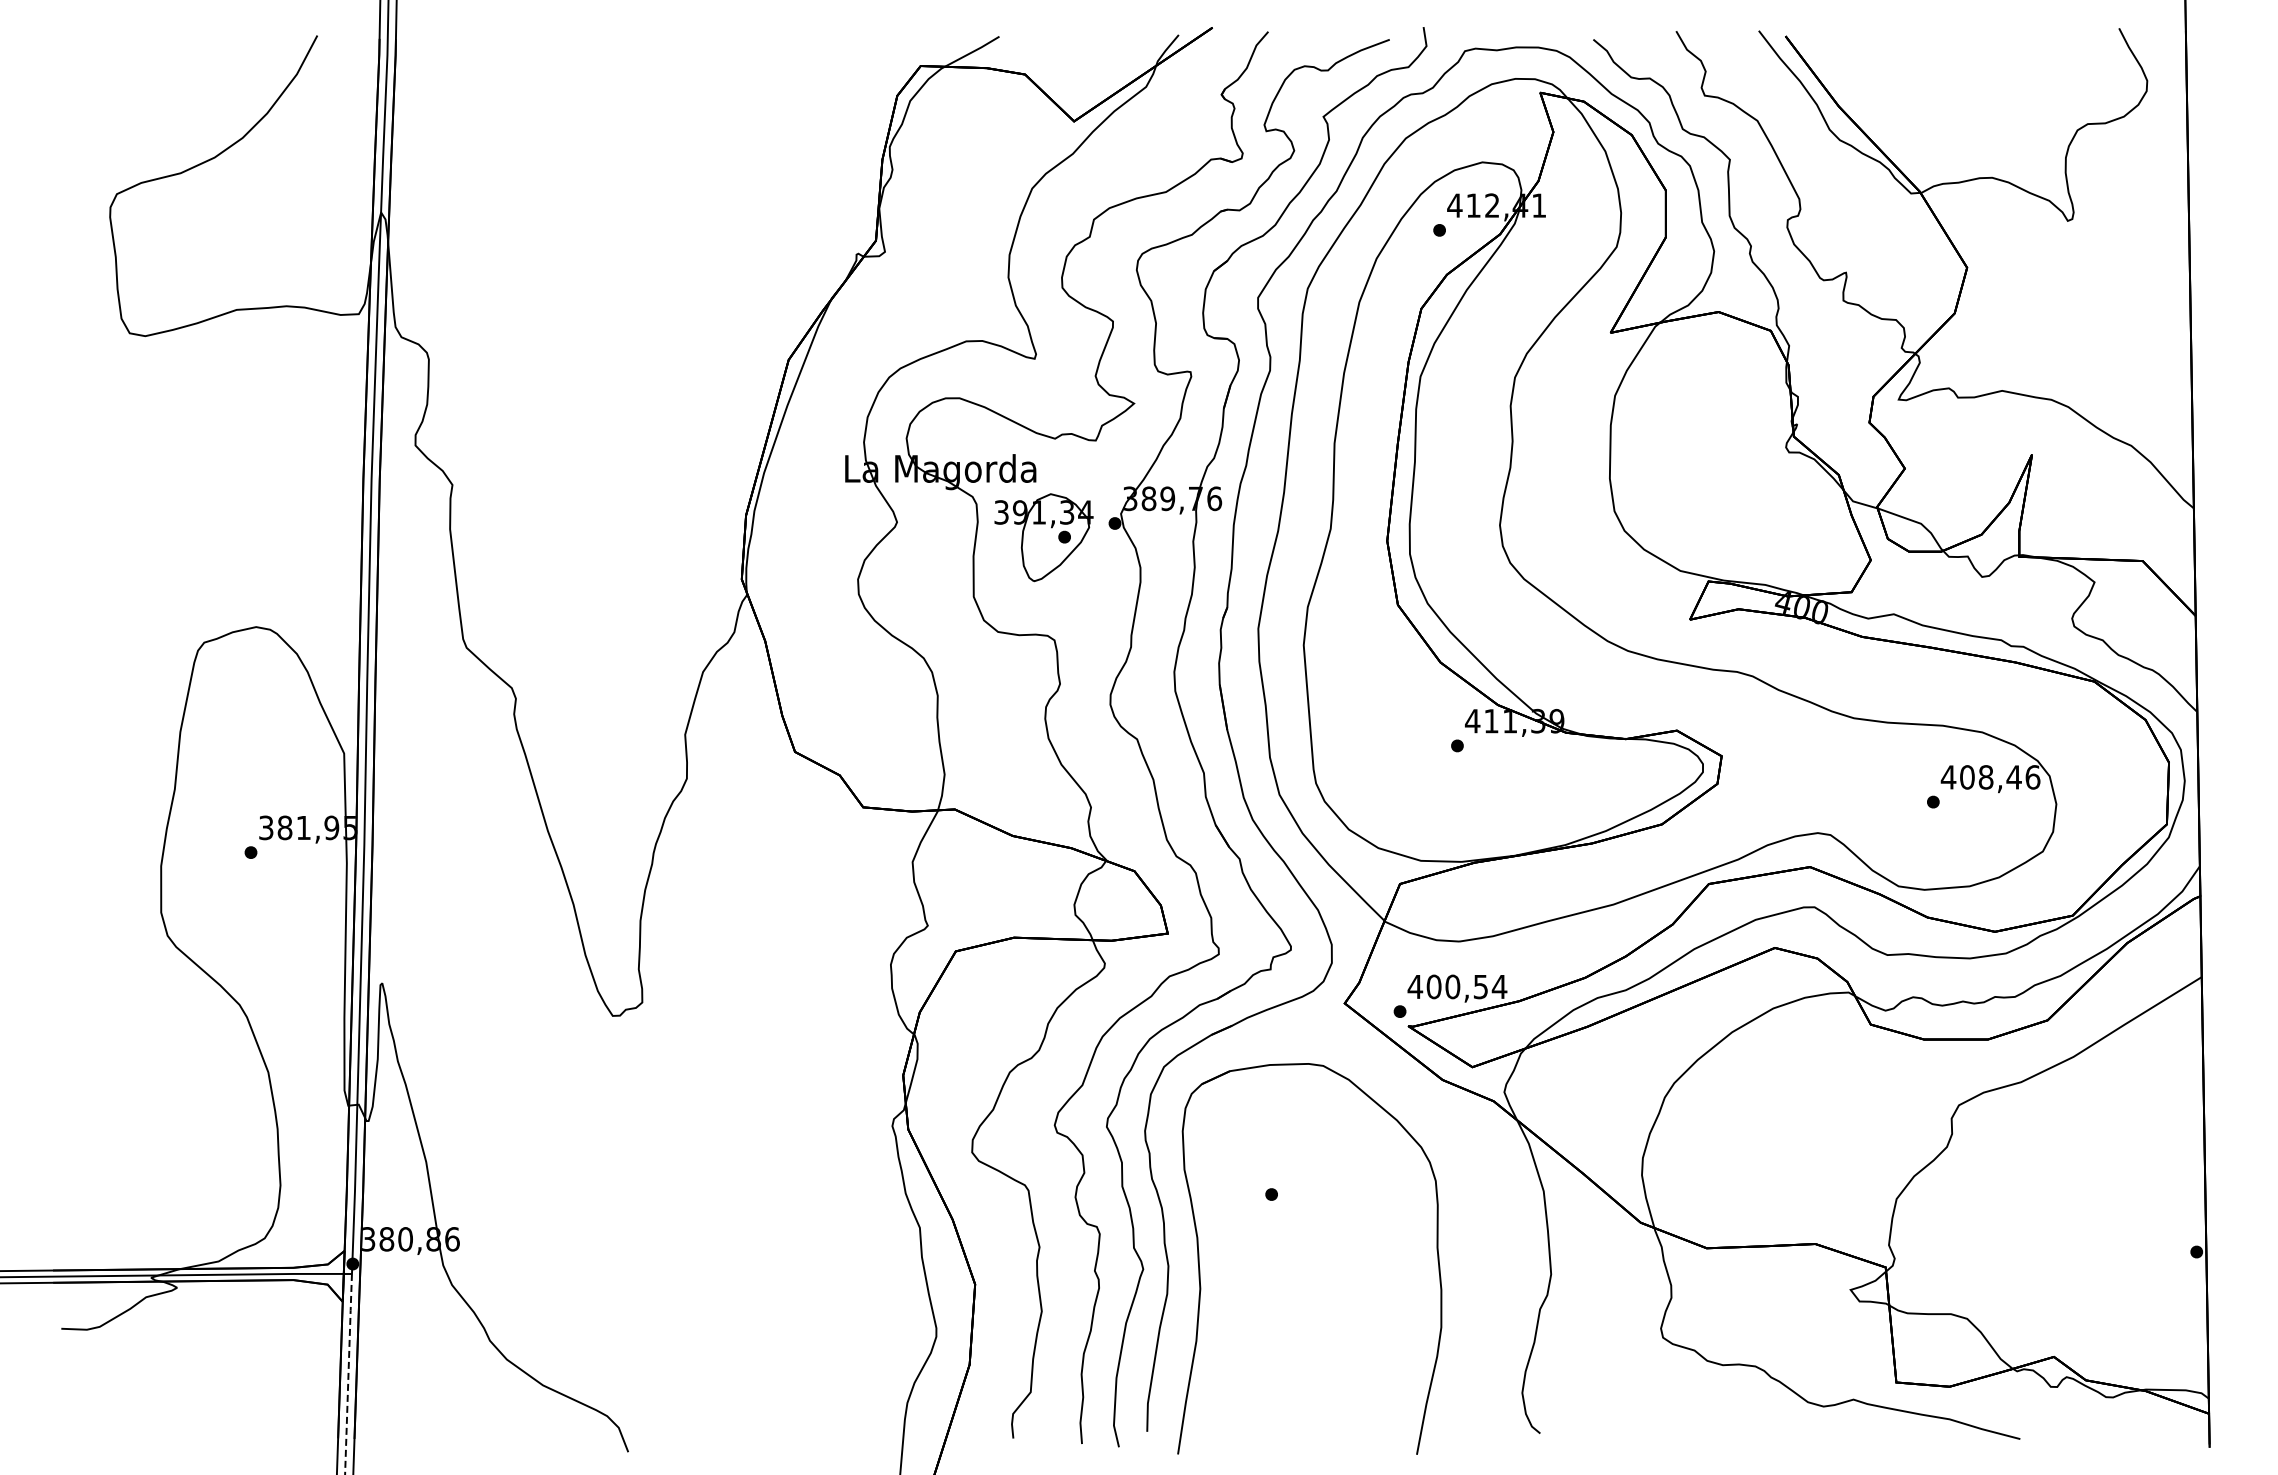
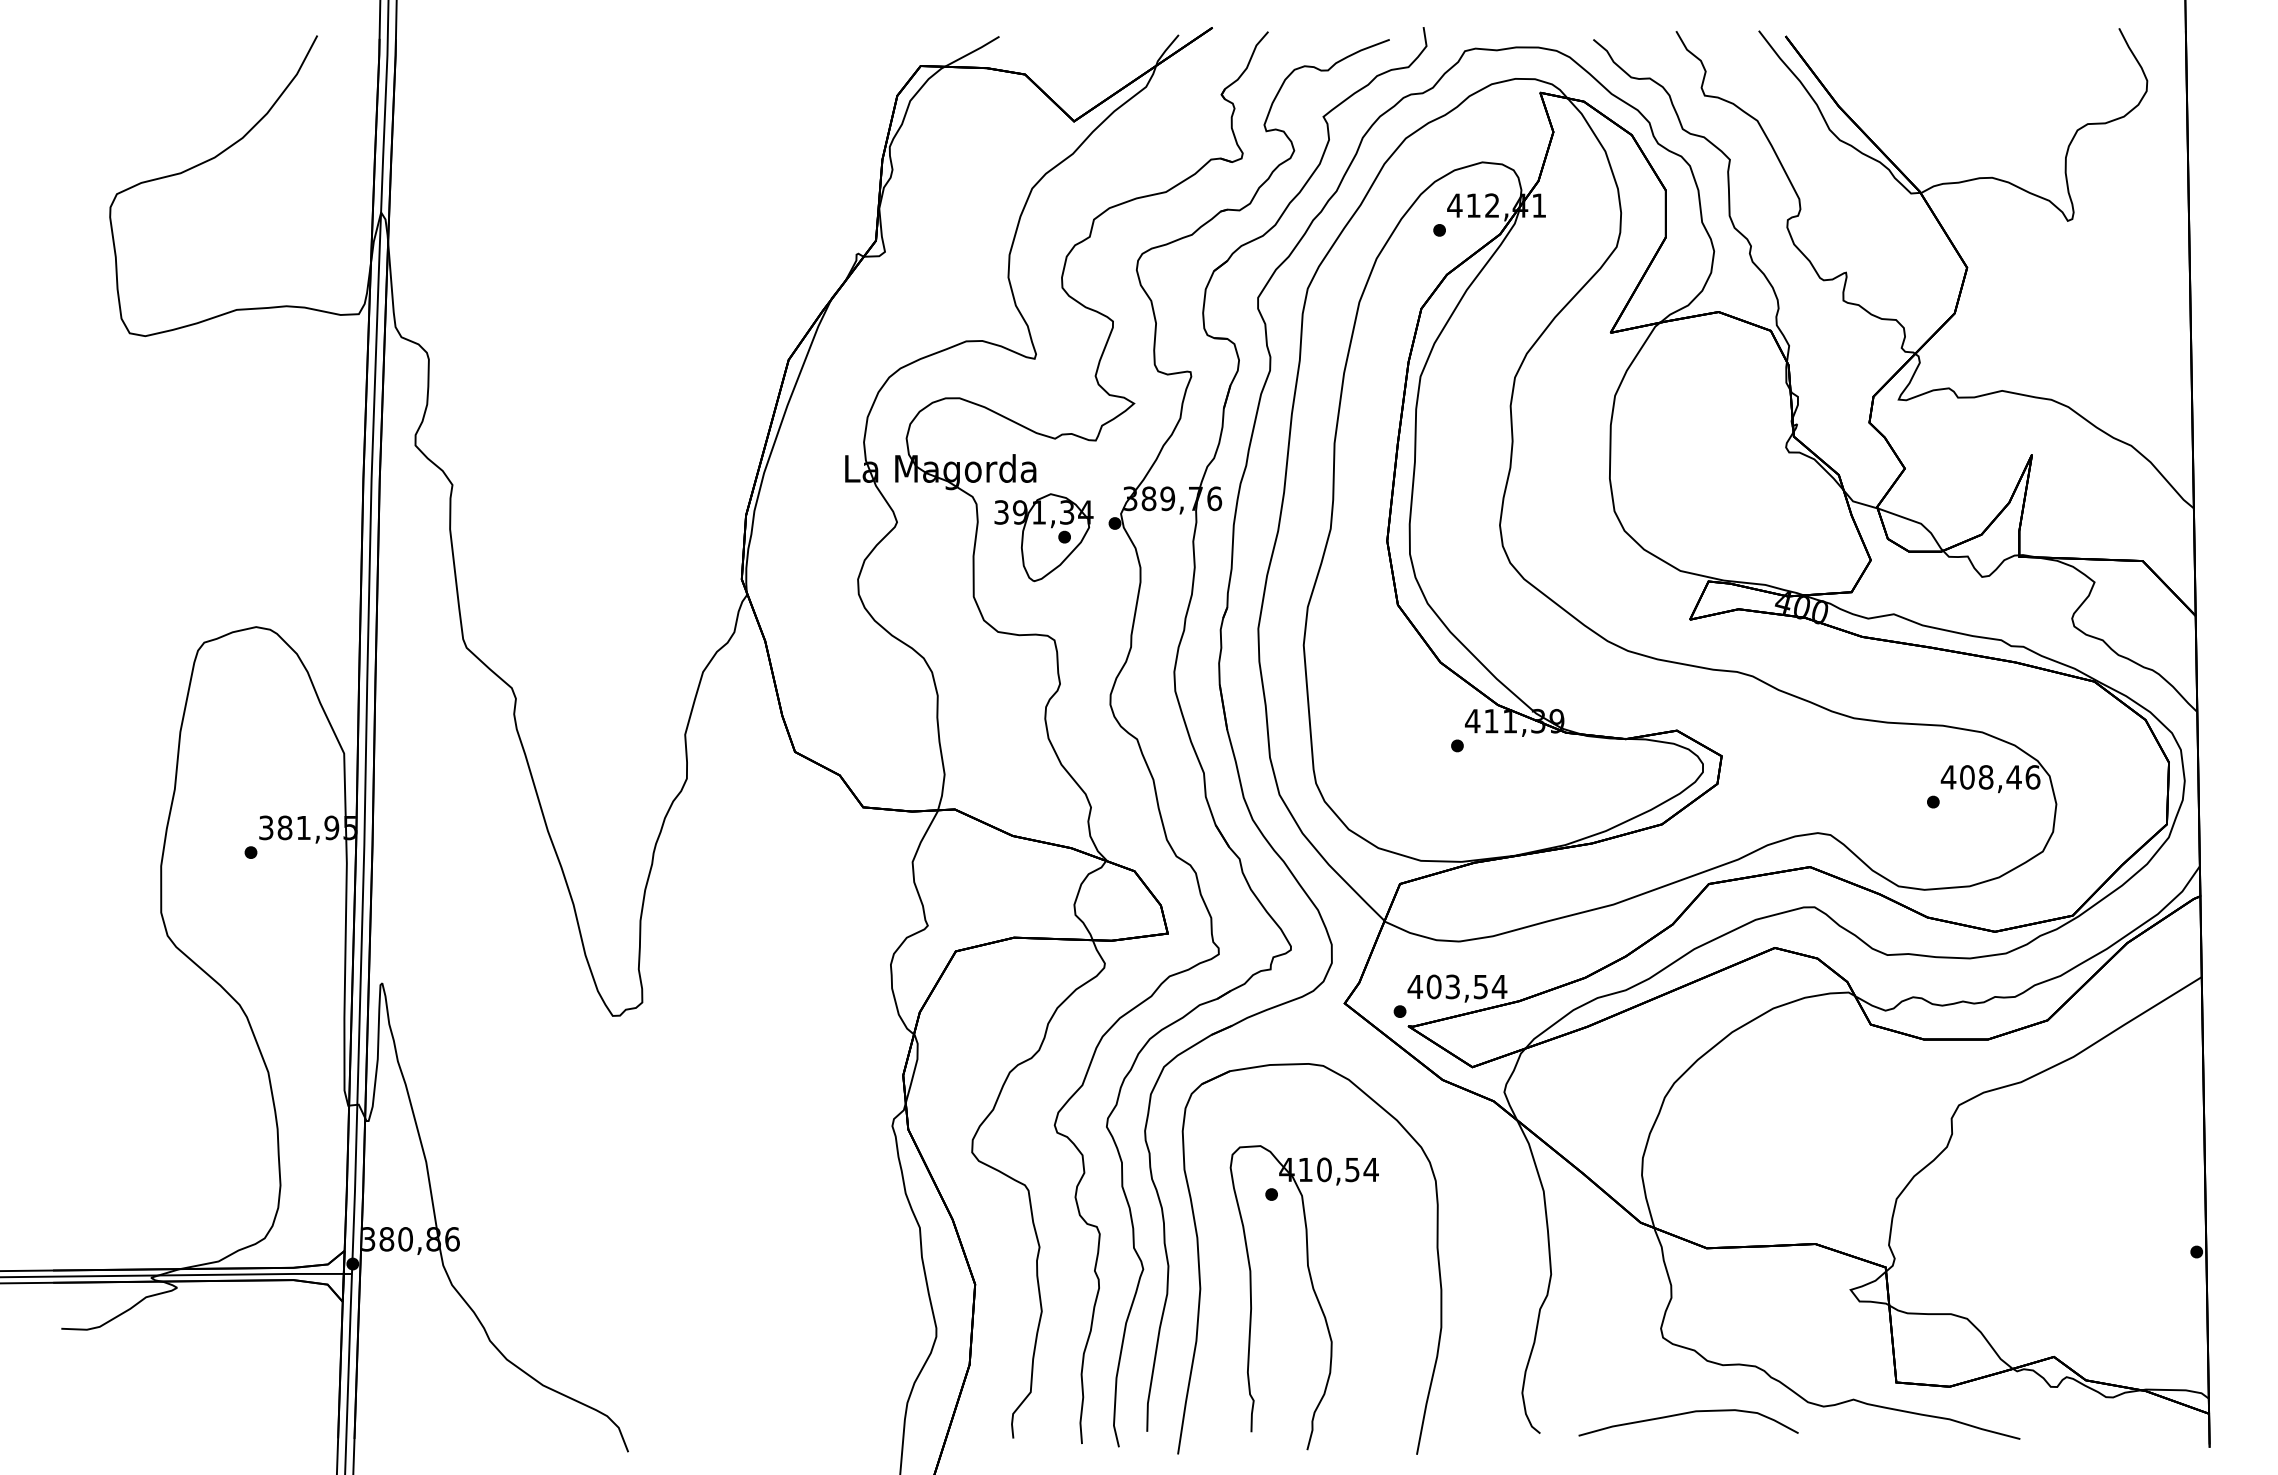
text: 400,54 -> 403,54 (1452, 986)
part: none -> present (1313, 1292)
line: dashed -> solid (348, 1373)
curve: none -> present (1685, 1414)
